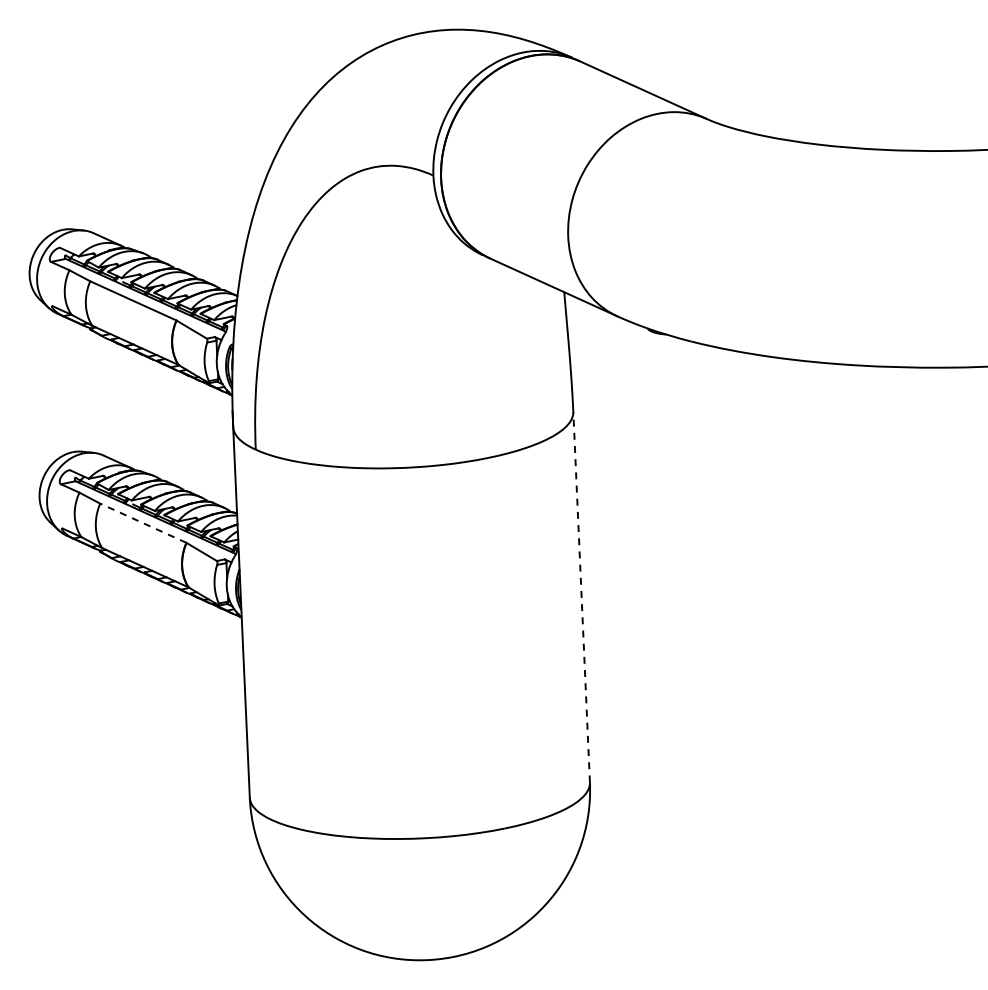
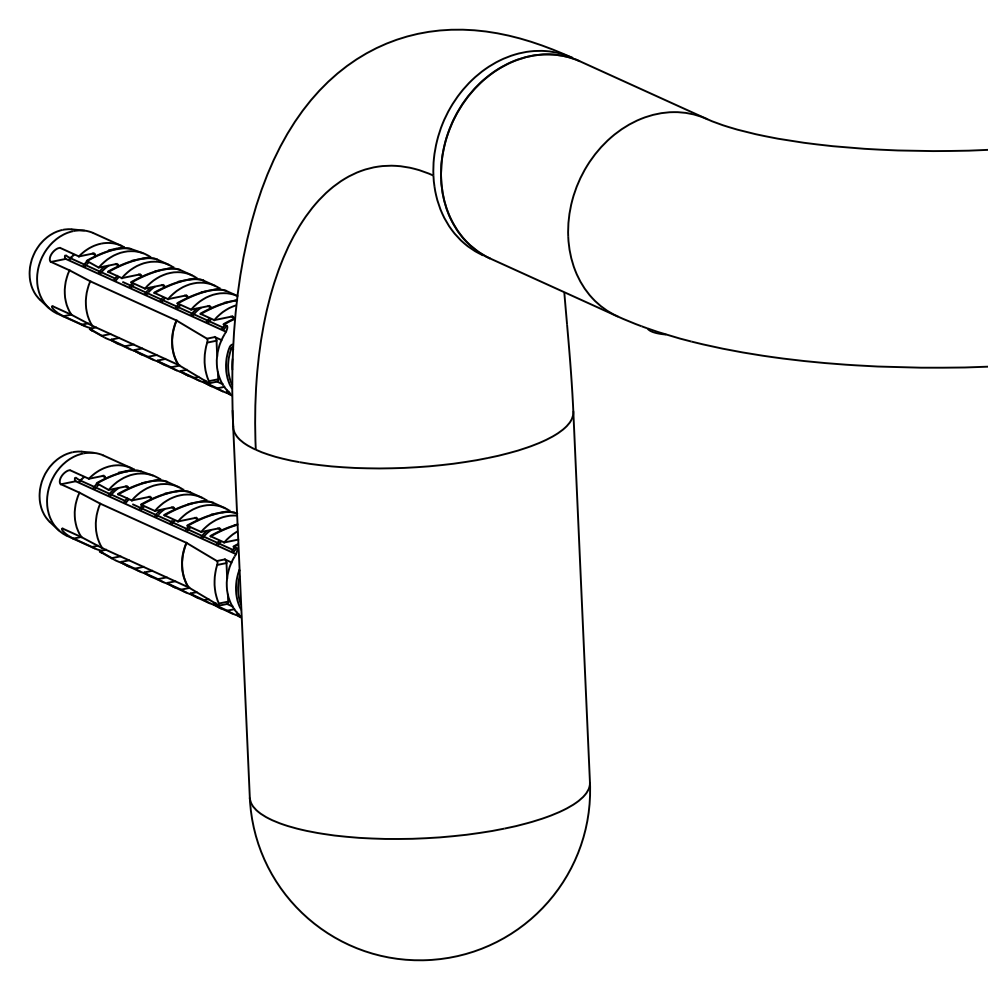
line: dashed -> solid (142, 523)
line: dashed -> solid (581, 596)
